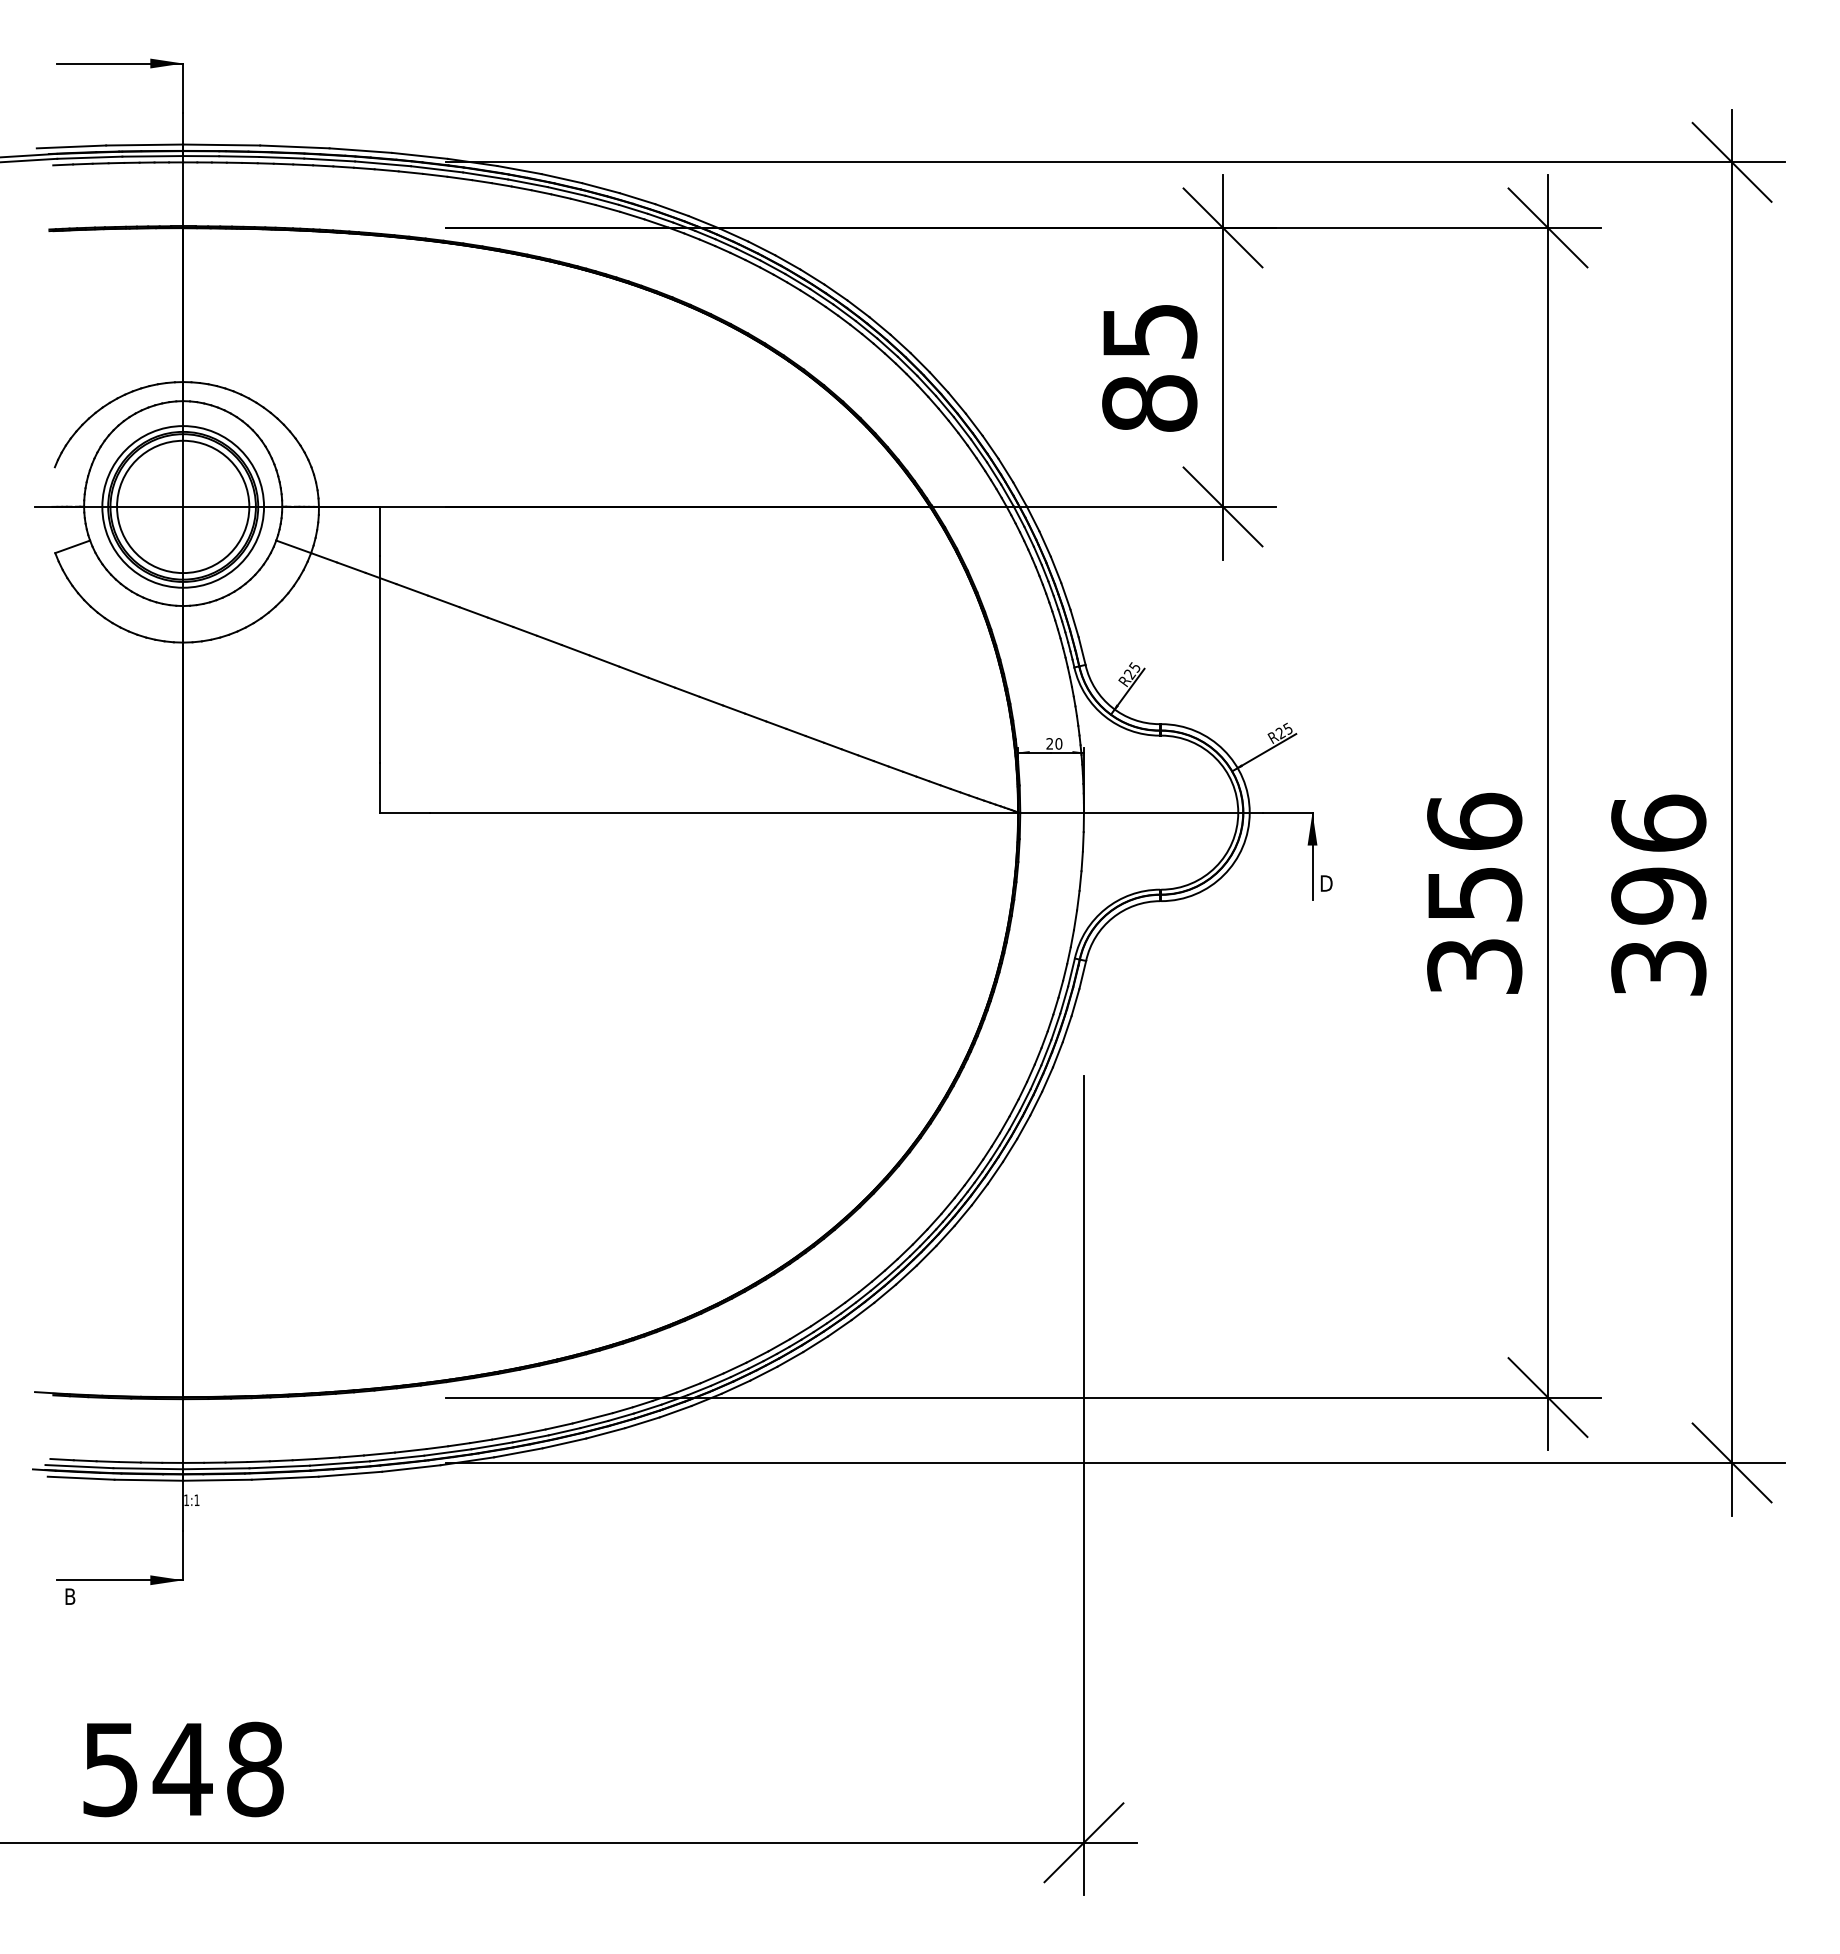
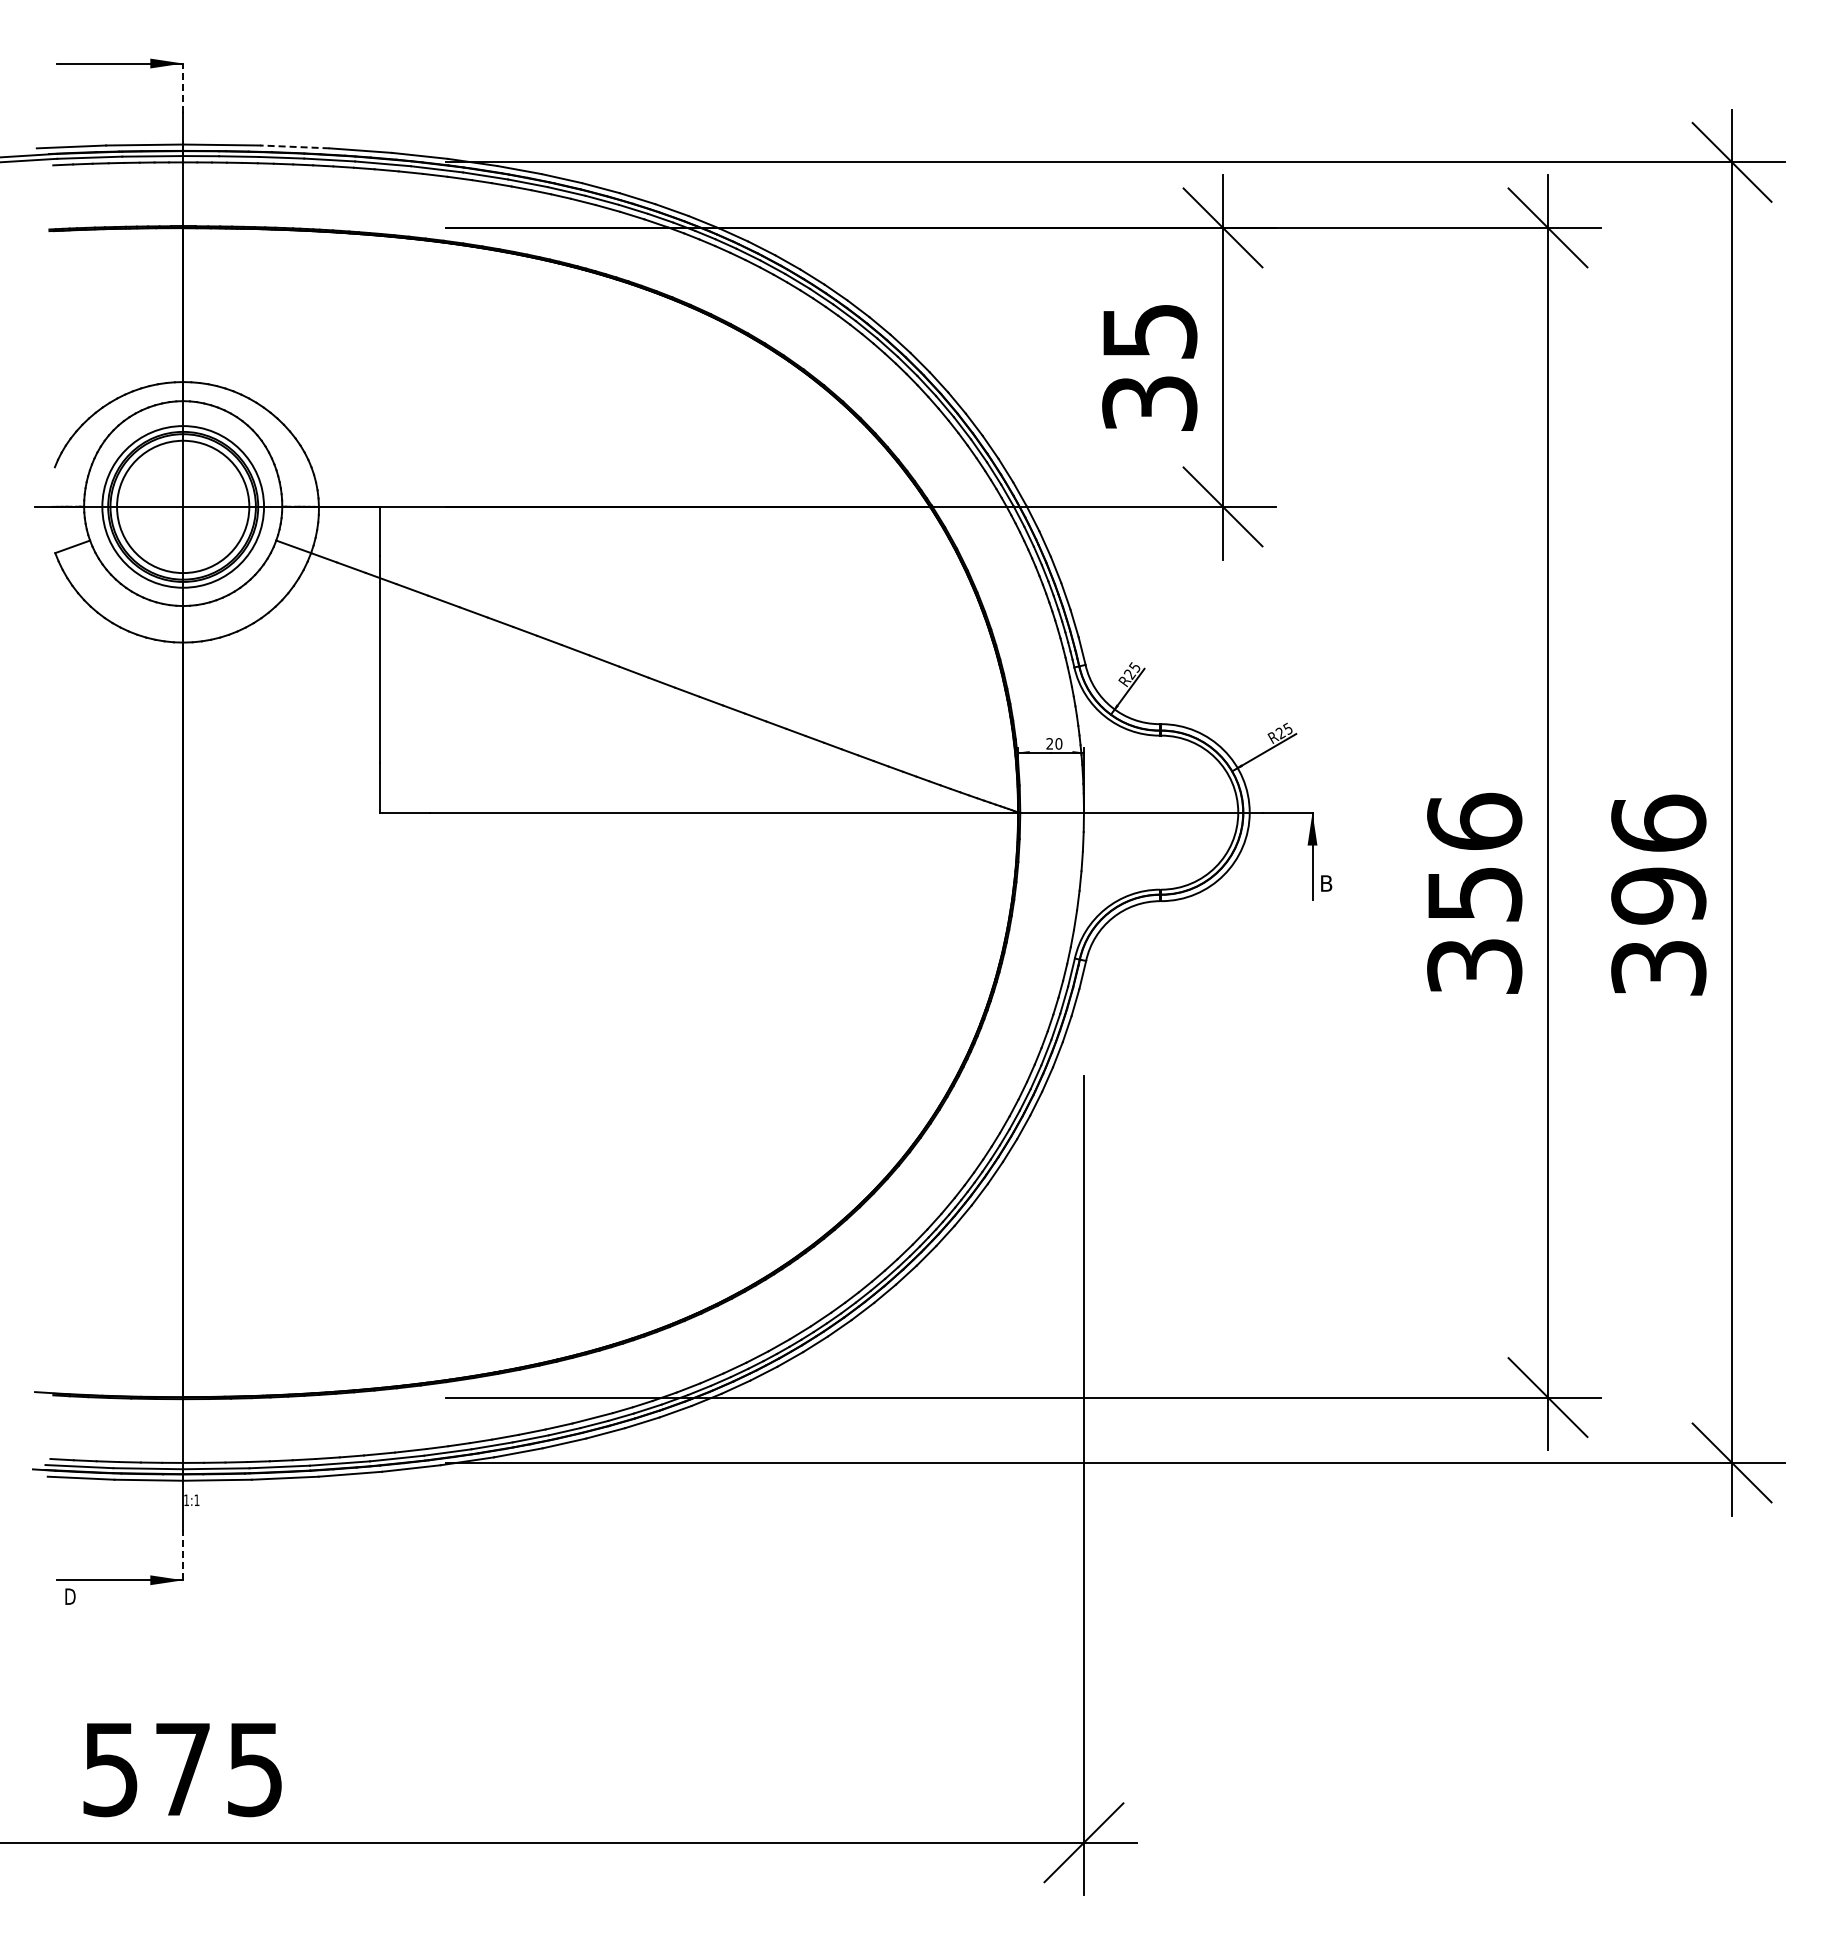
line: solid -> dashed (183, 88)
line: solid -> dashed (294, 146)
text: 85 -> 35 (1149, 403)
text: D -> B (1326, 883)
line: solid -> dashed (183, 1555)
text: B -> D (70, 1596)
text: 548 -> 575 (217, 1769)
